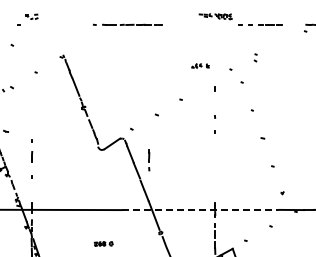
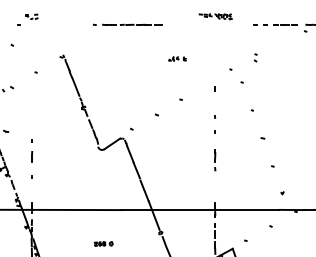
line position: (260, 24) -> (275, 24) (275, 24)
part position: (200, 65) -> (177, 58) (177, 58)
line position: (149, 160) -> (215, 160) (215, 160)
line: dashed -> solid (200, 210)
